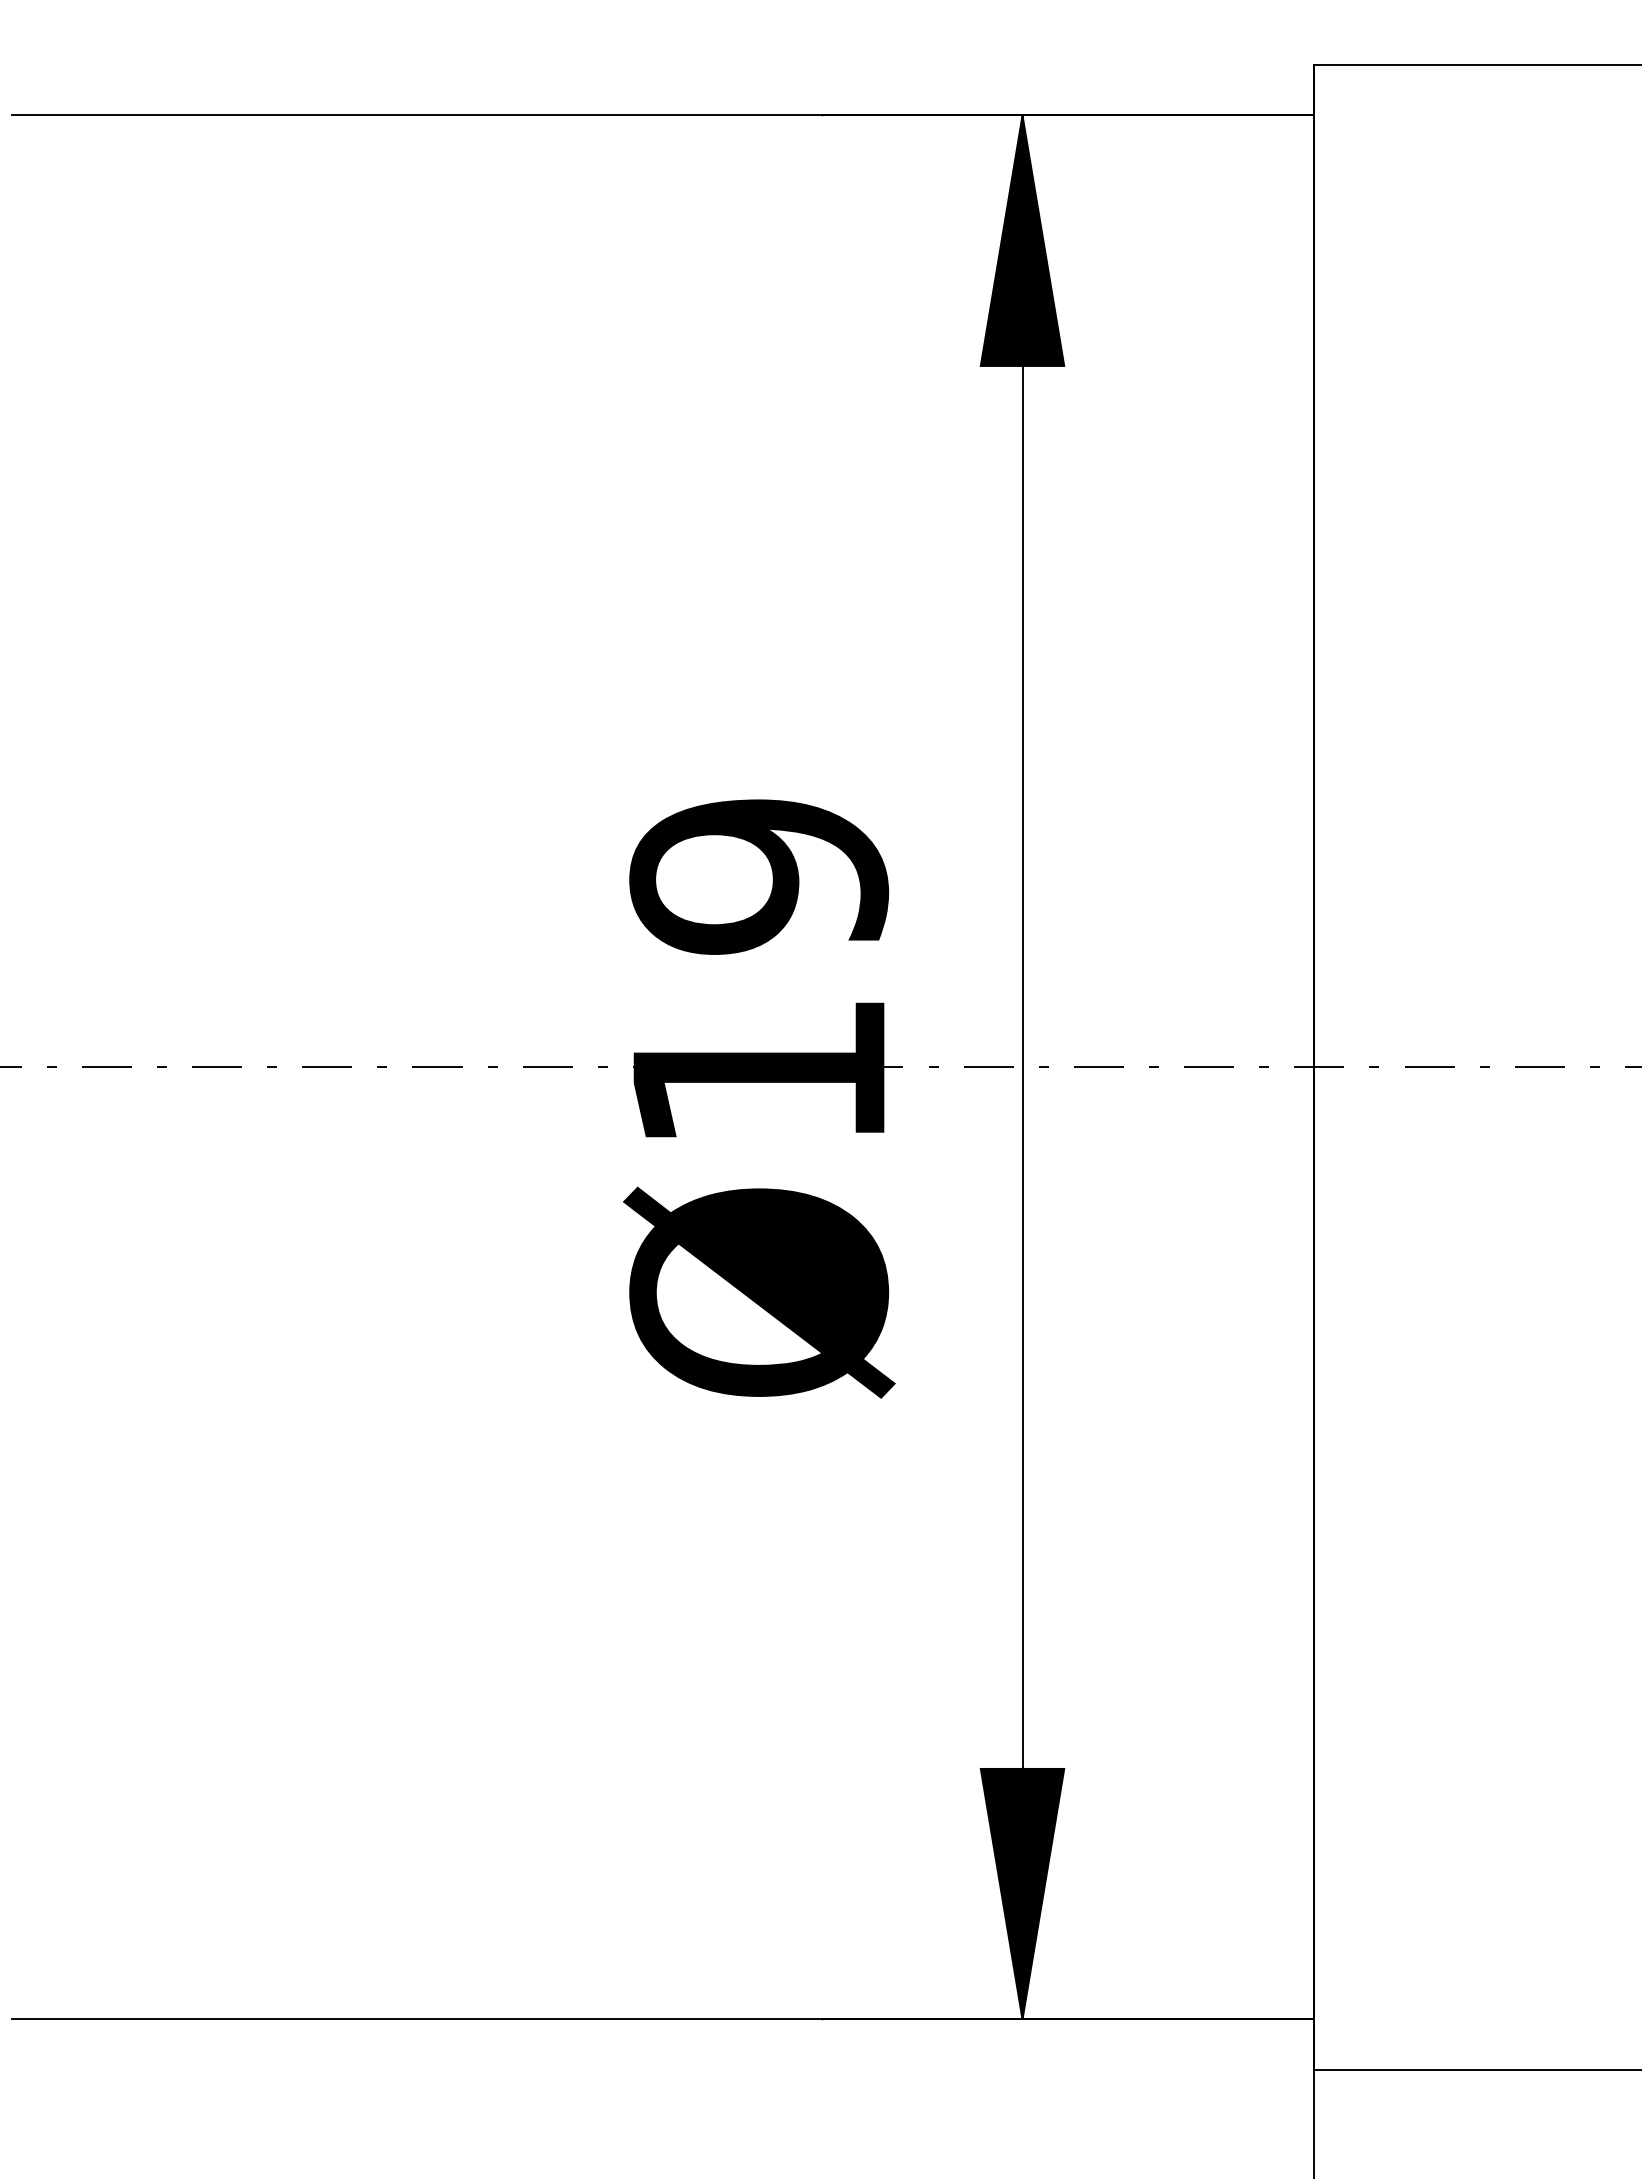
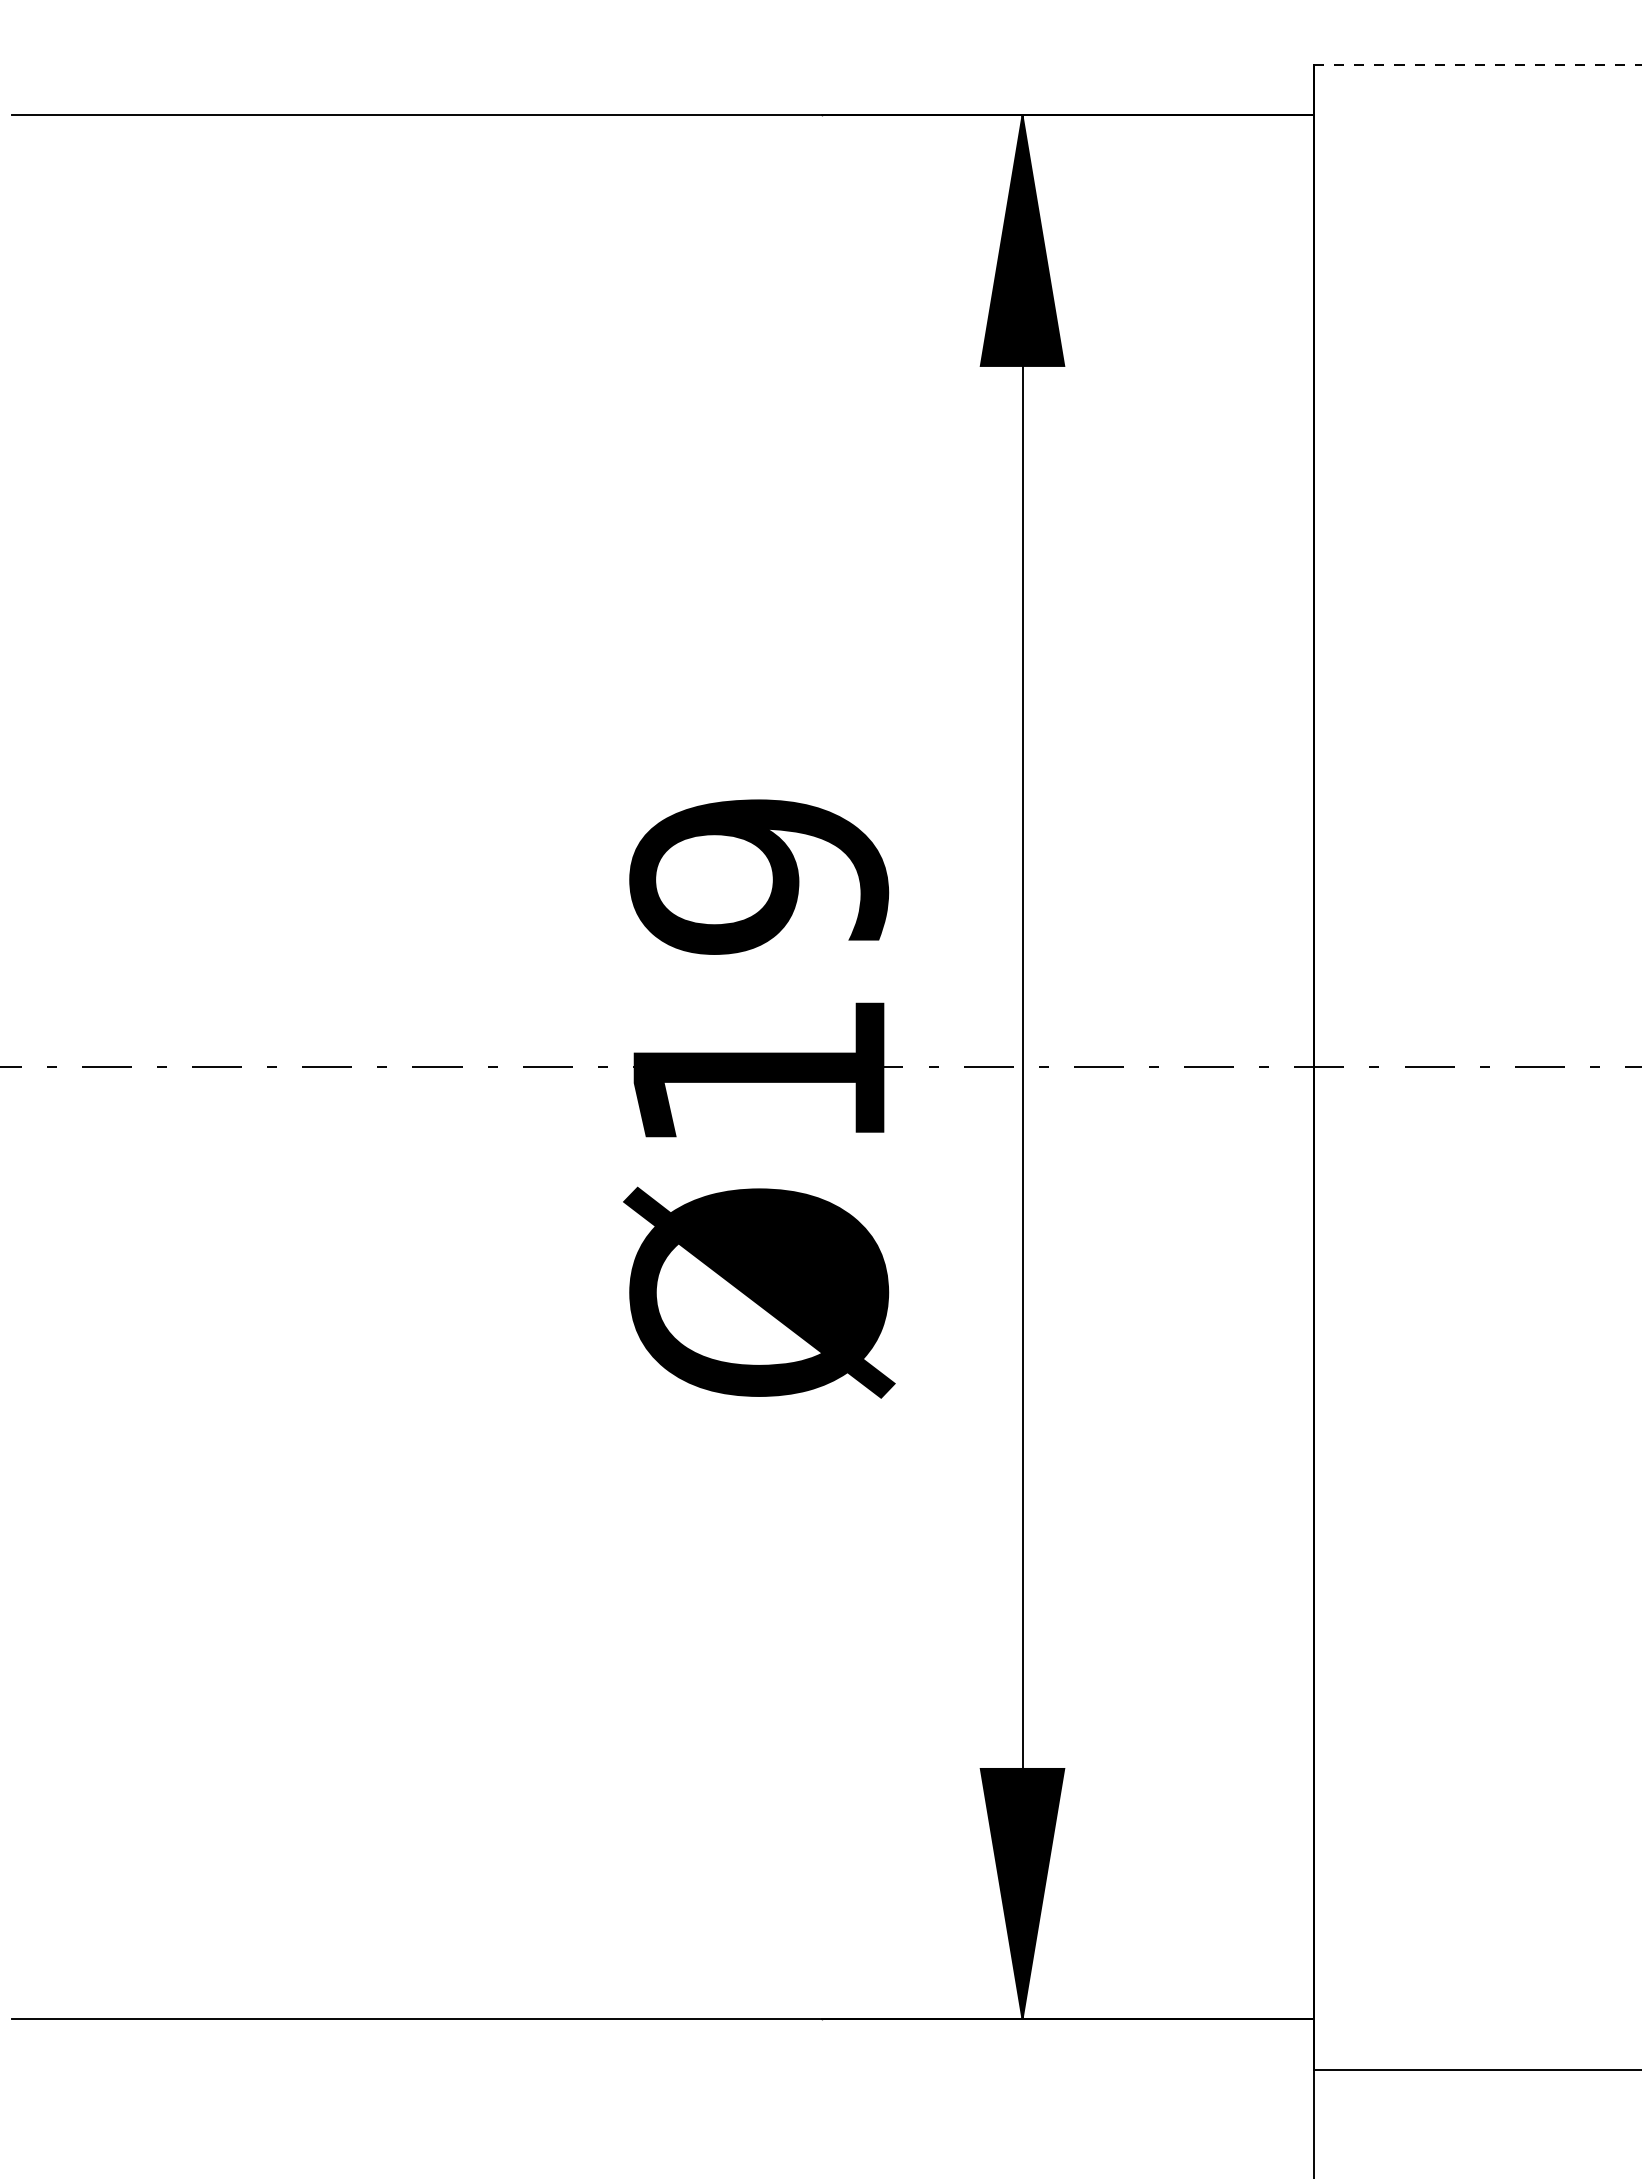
line: solid -> dashed (1478, 65)
